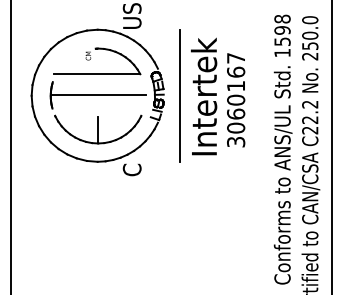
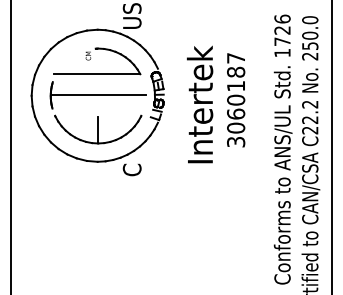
text: 1598 -> 1726 (282, 29)
text: 3060167 -> 3060187 (236, 71)
line: present -> none (179, 95)
text position: (204, 96) -> (200, 104) (200, 104)
